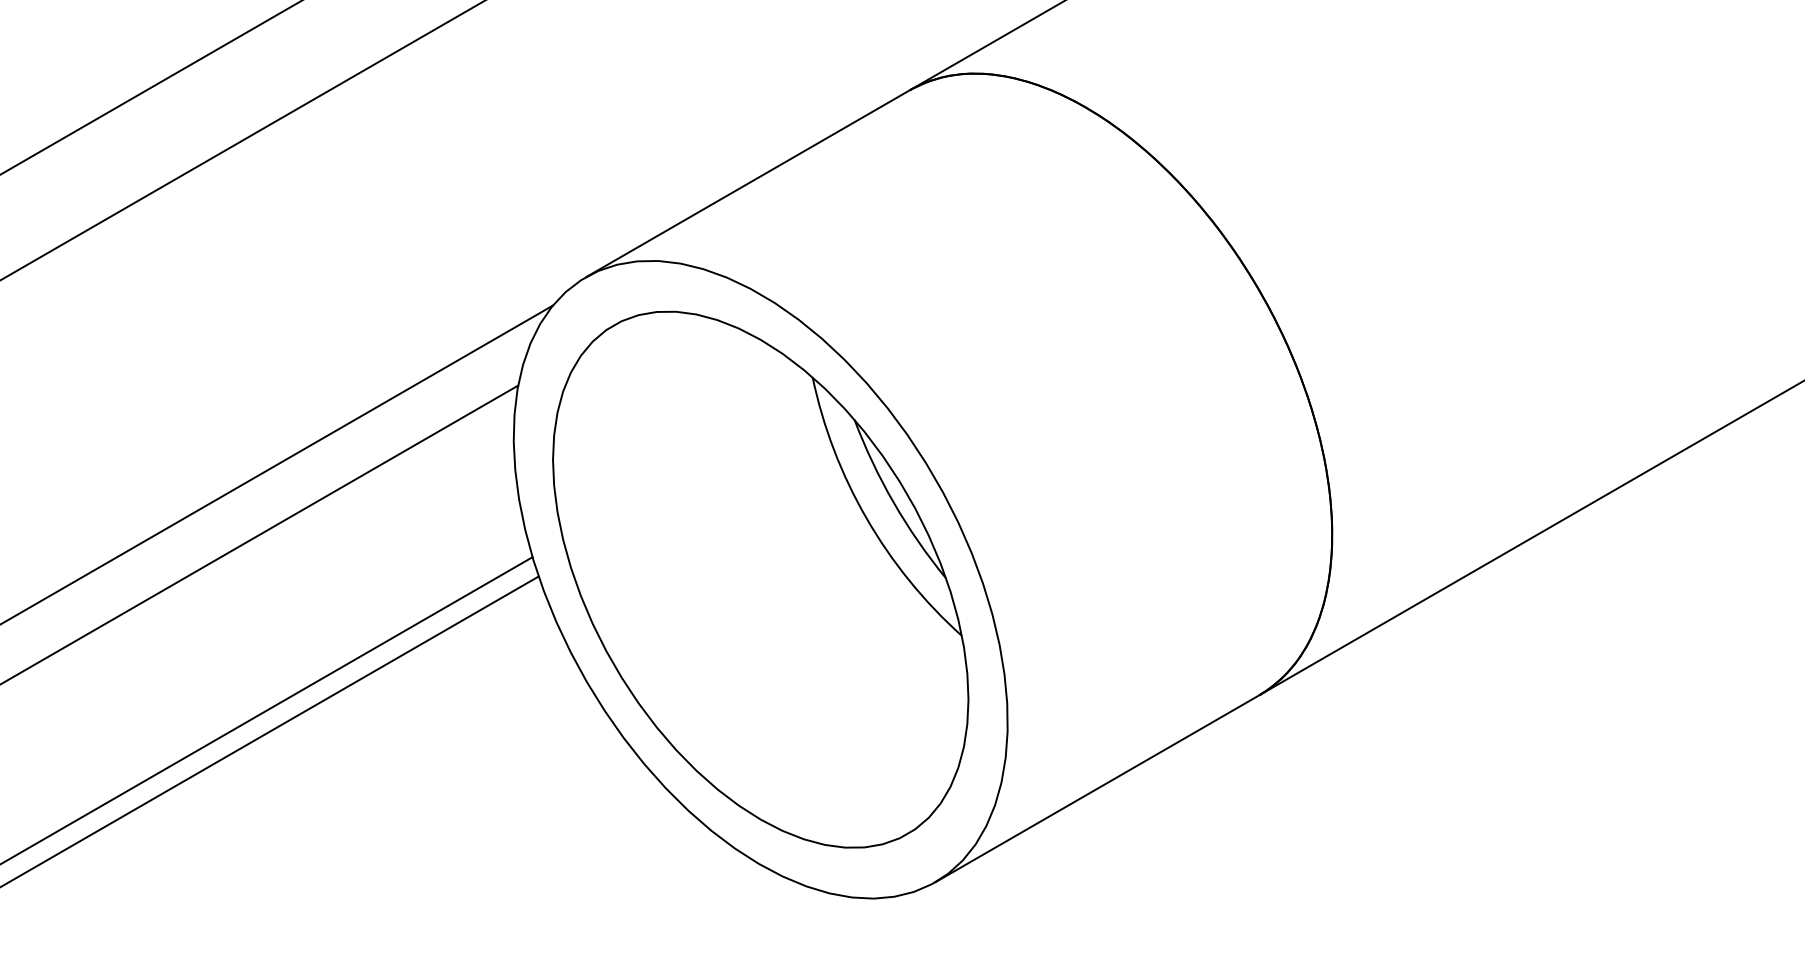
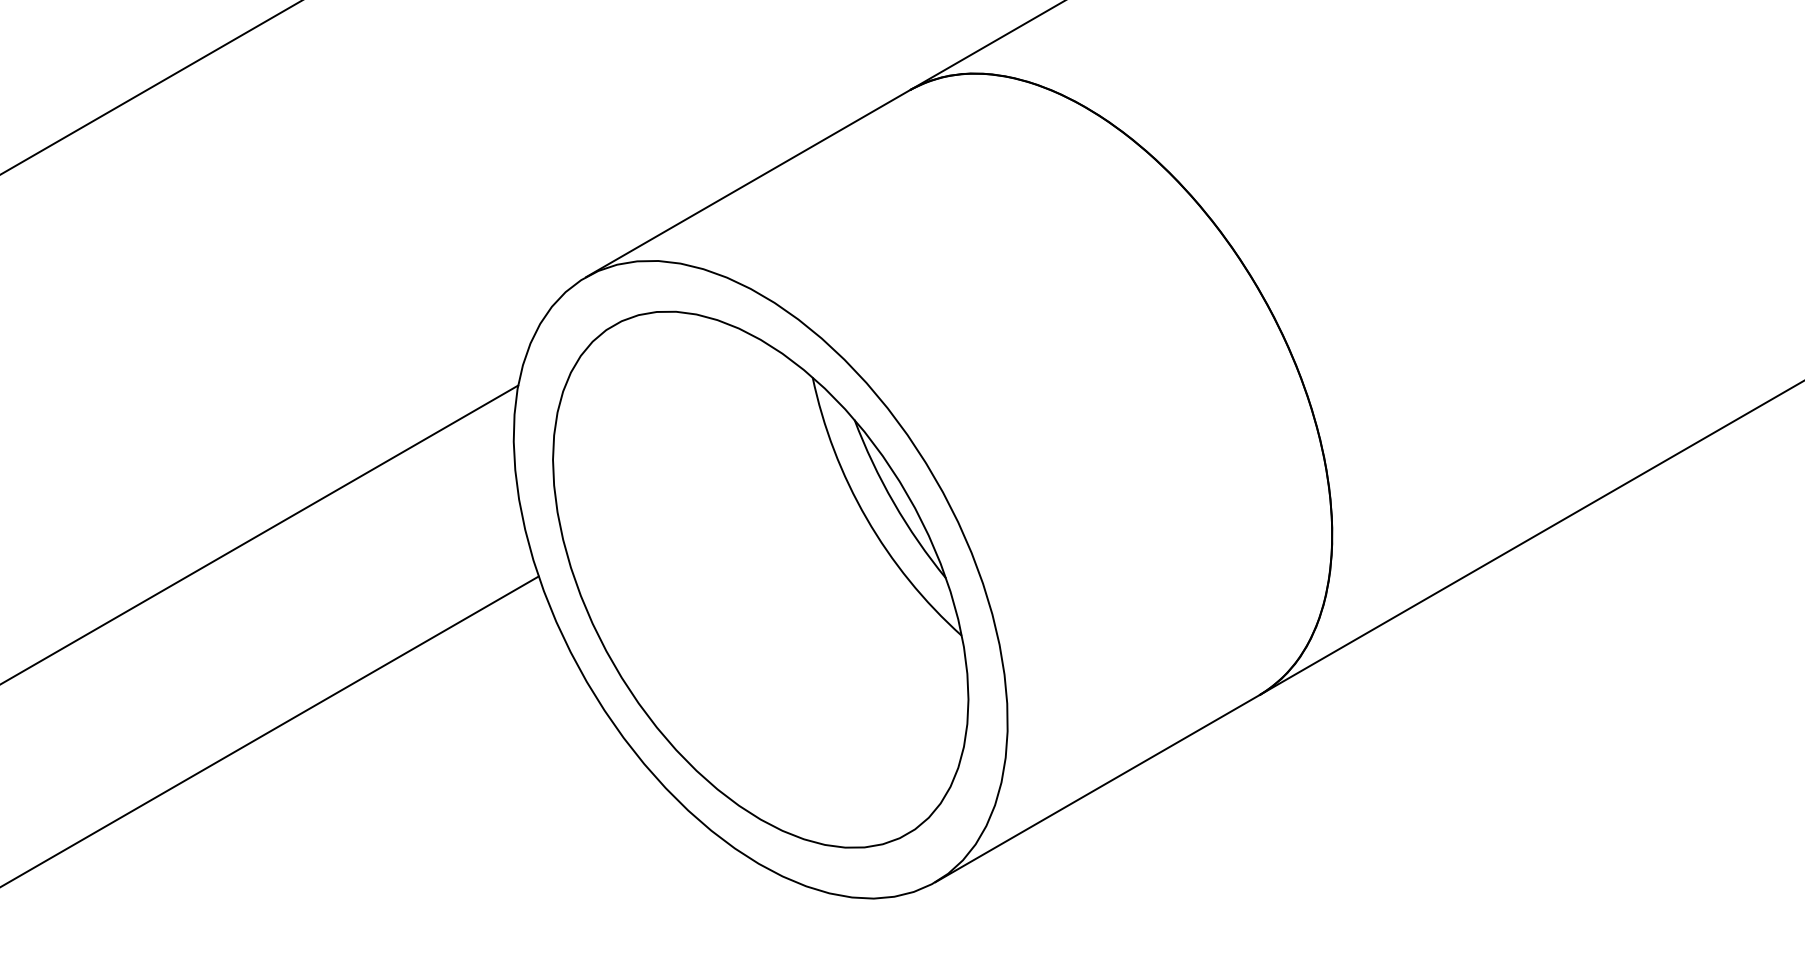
line: present -> none (242, 140)
line: present -> none (277, 464)
line: present -> none (267, 710)
